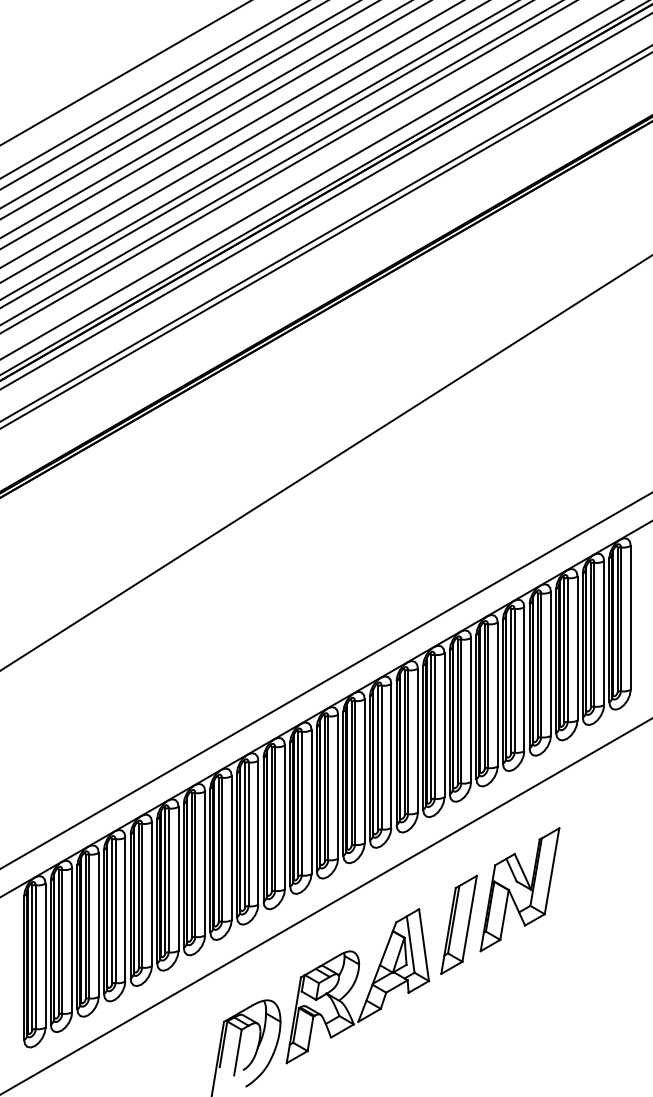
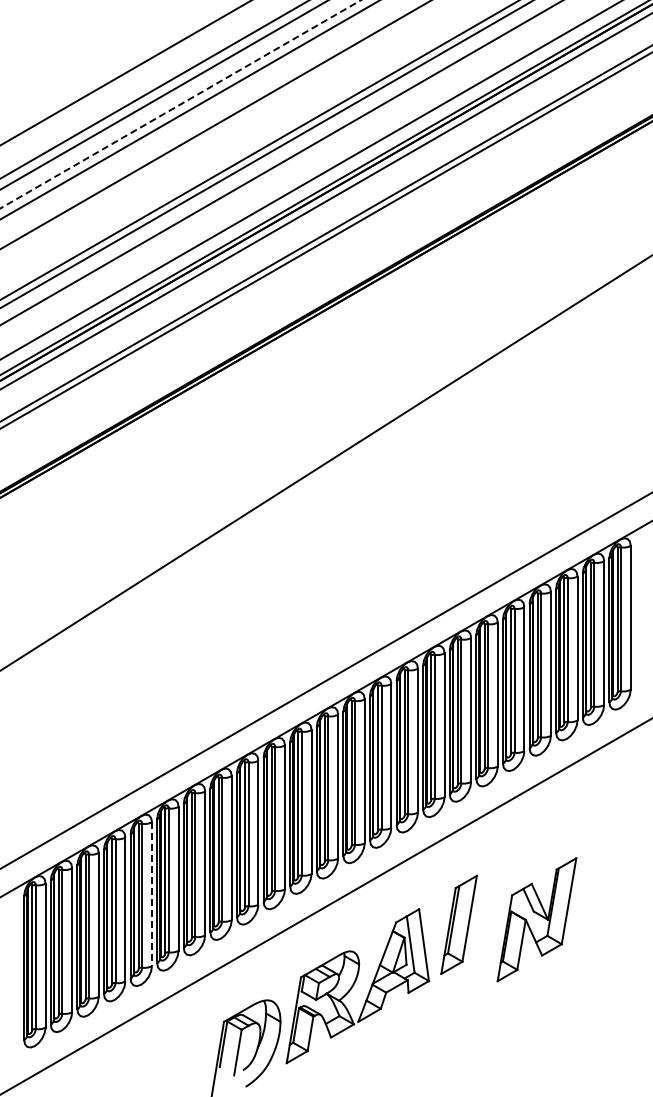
line: solid -> dashed (180, 104)
line: present -> none (205, 119)
line: present -> none (231, 134)
line: present -> none (244, 141)
line: present -> none (288, 167)
part position: (519, 889) -> (536, 919) (536, 919)
line: solid -> dashed (151, 894)
